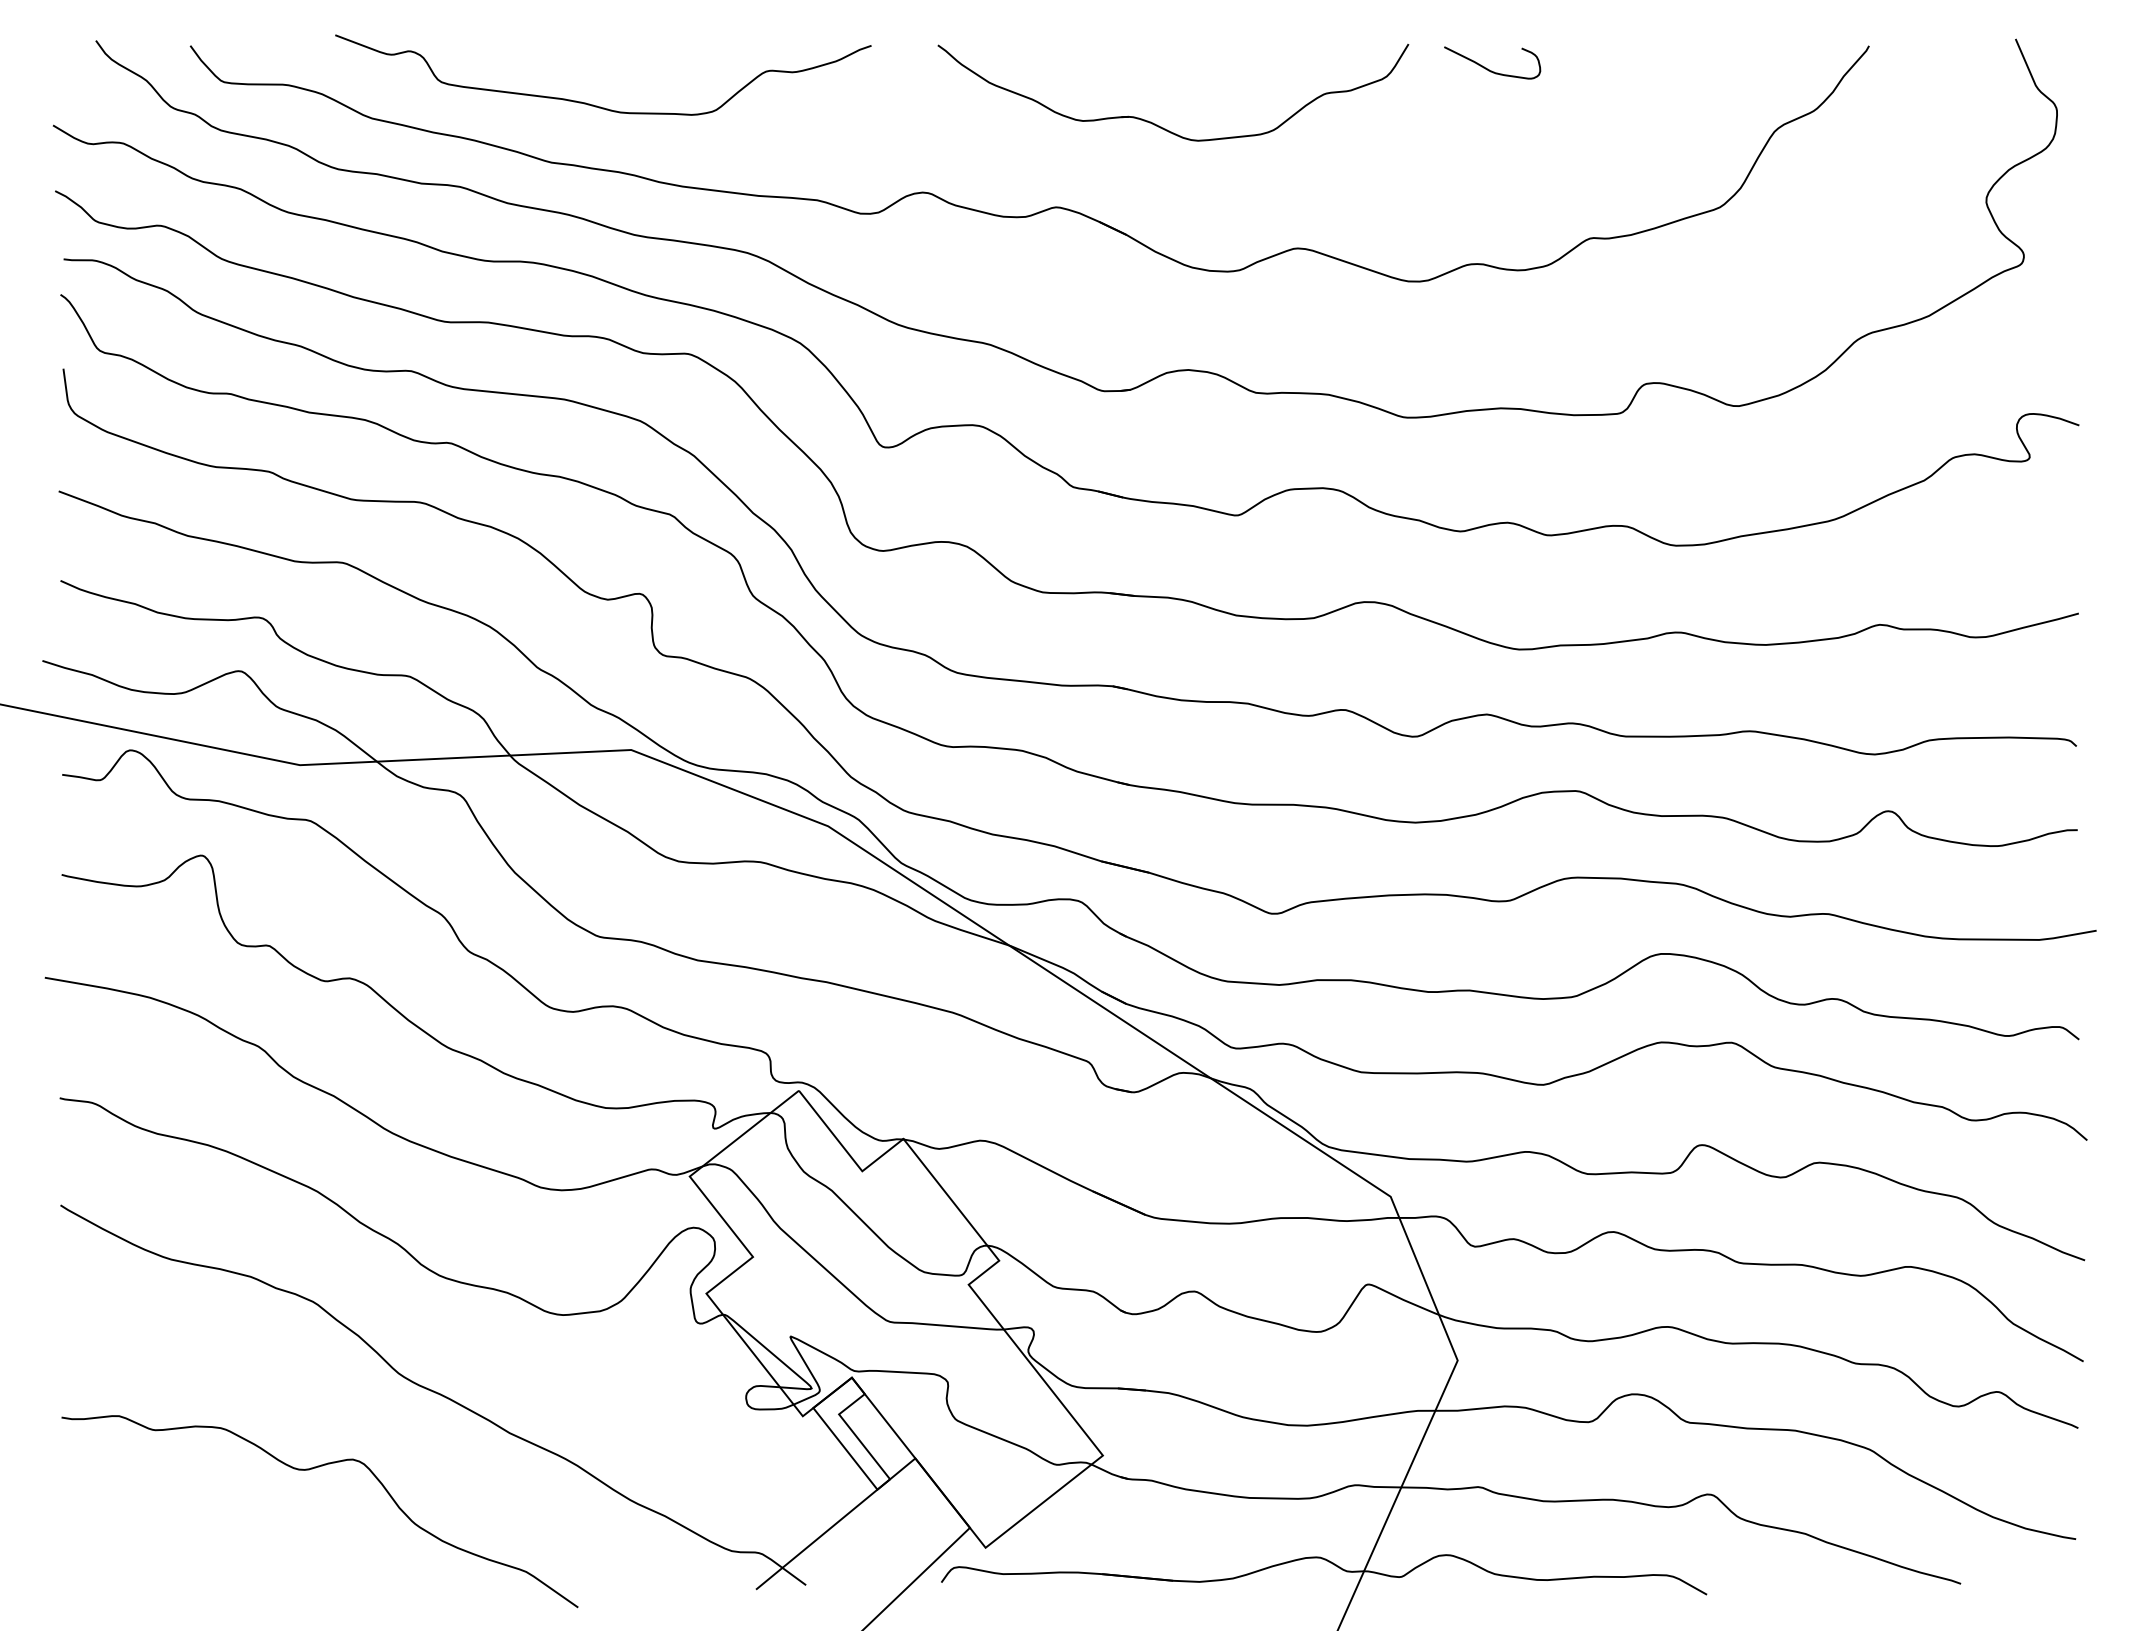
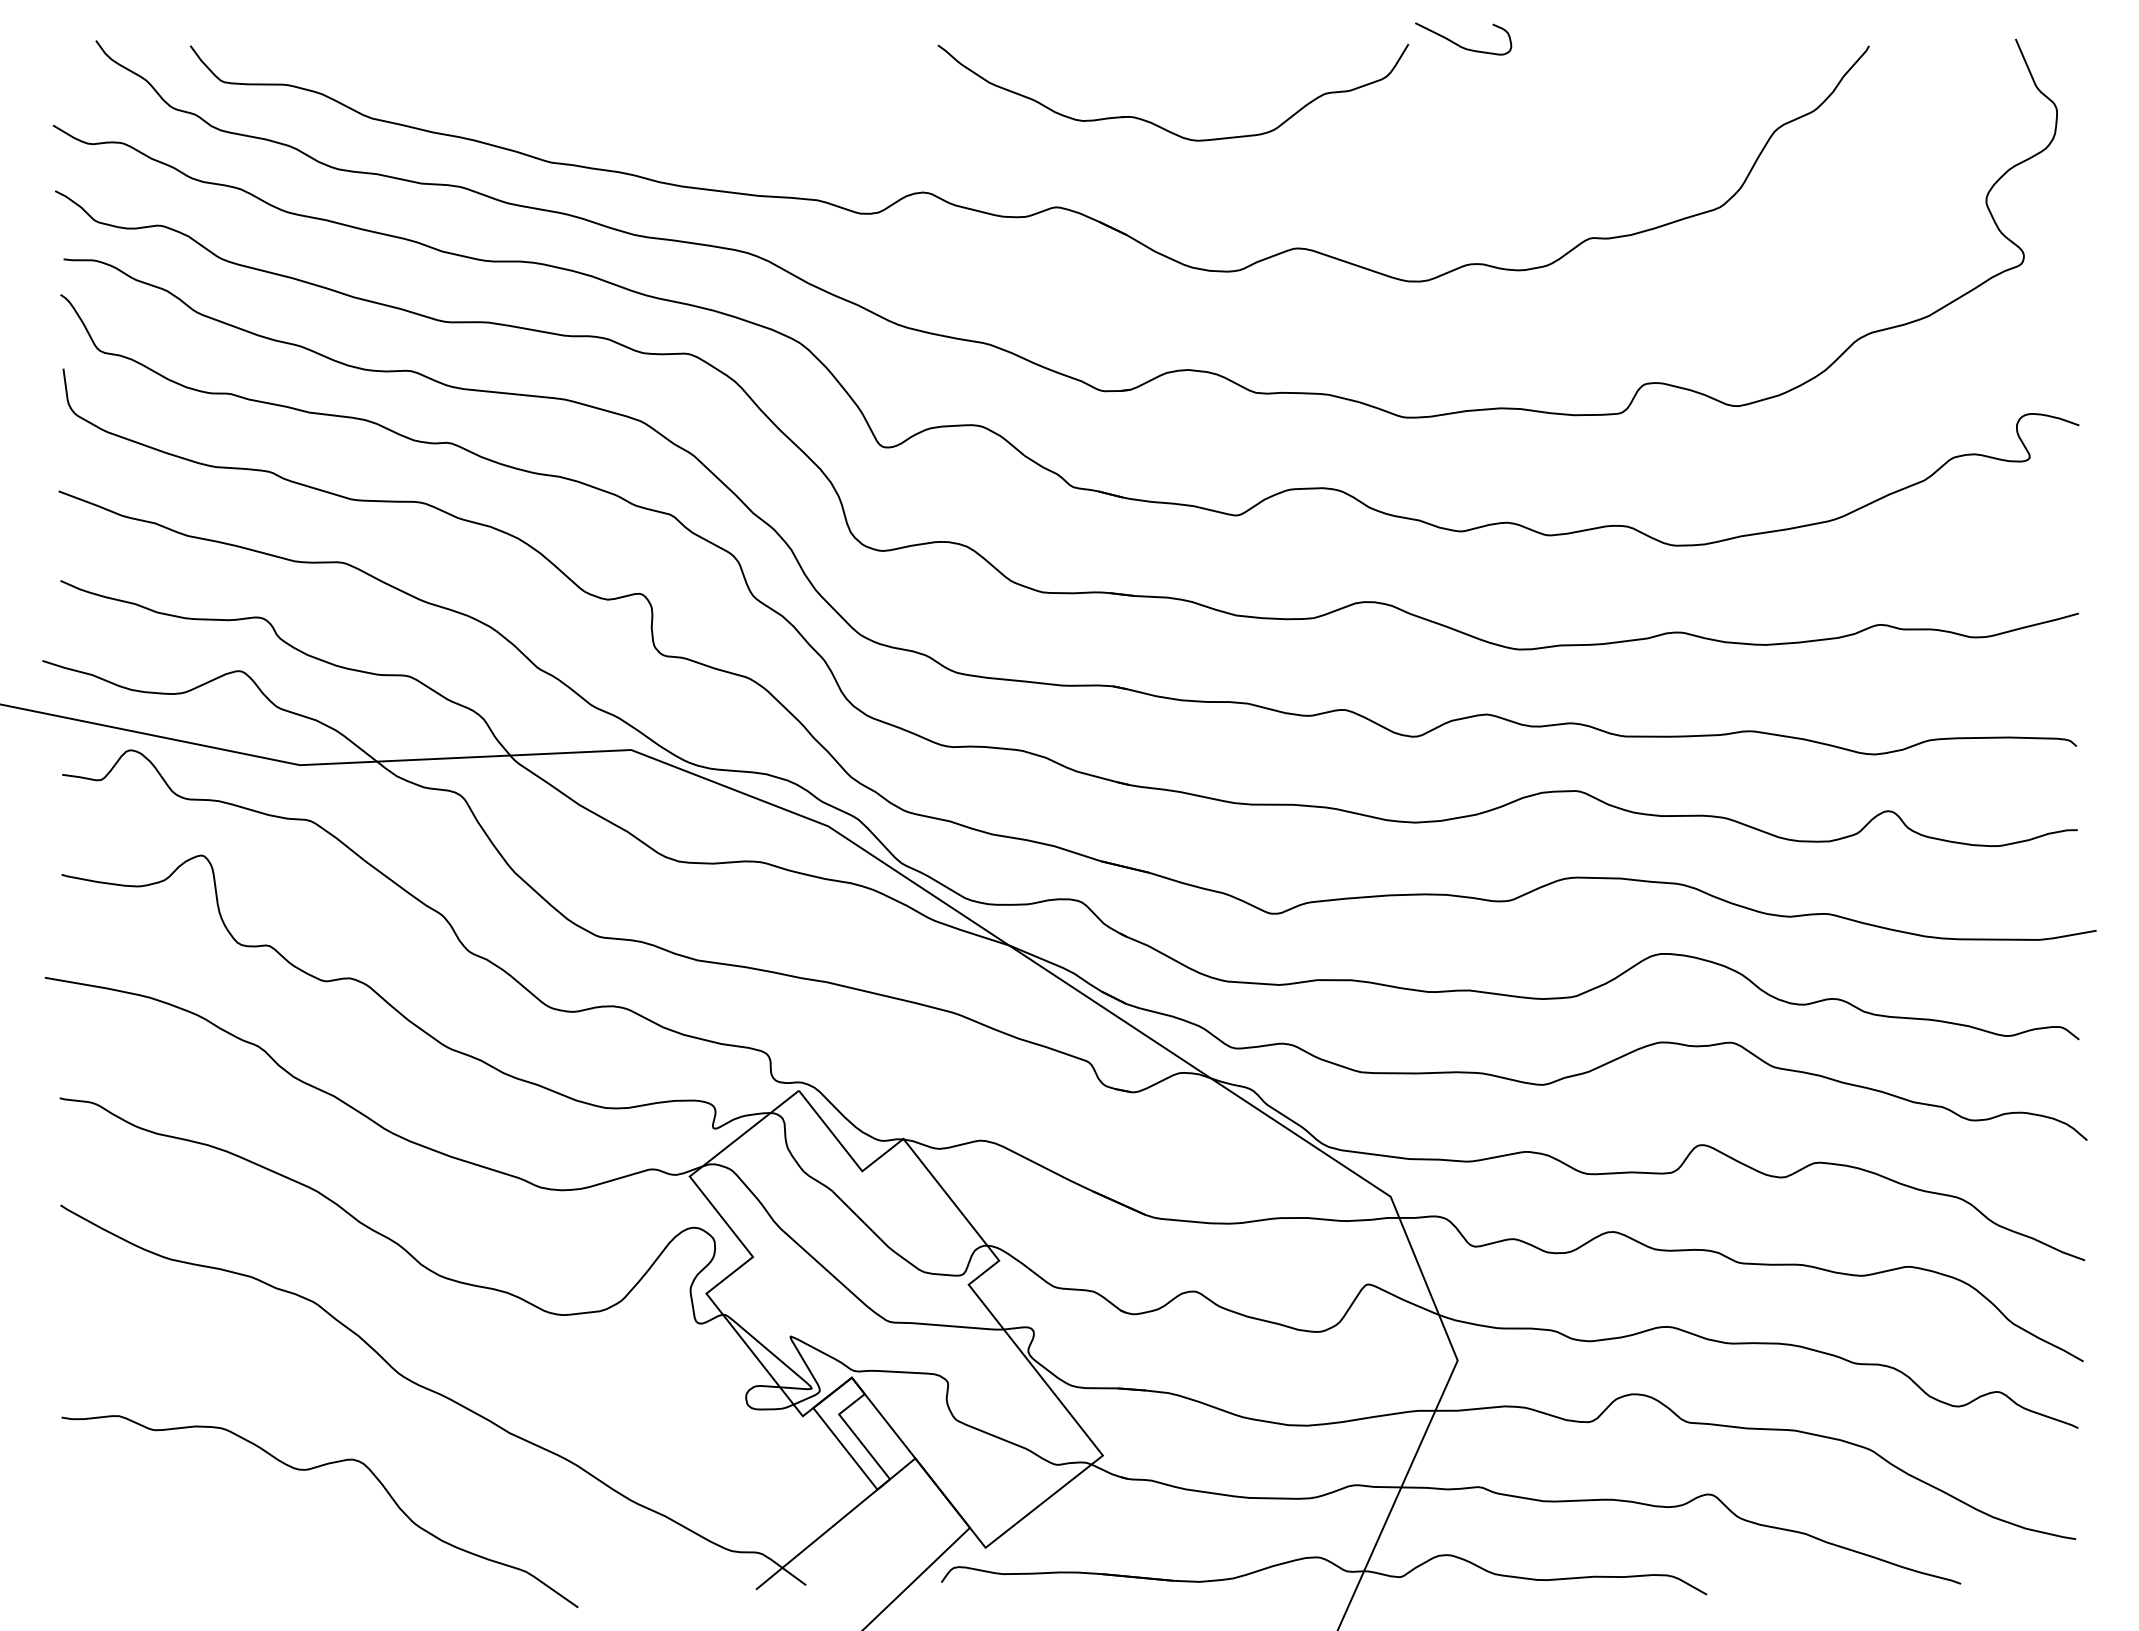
curve position: (1489, 69) -> (1460, 45) (1460, 45)
curve: present -> none (597, 105)
